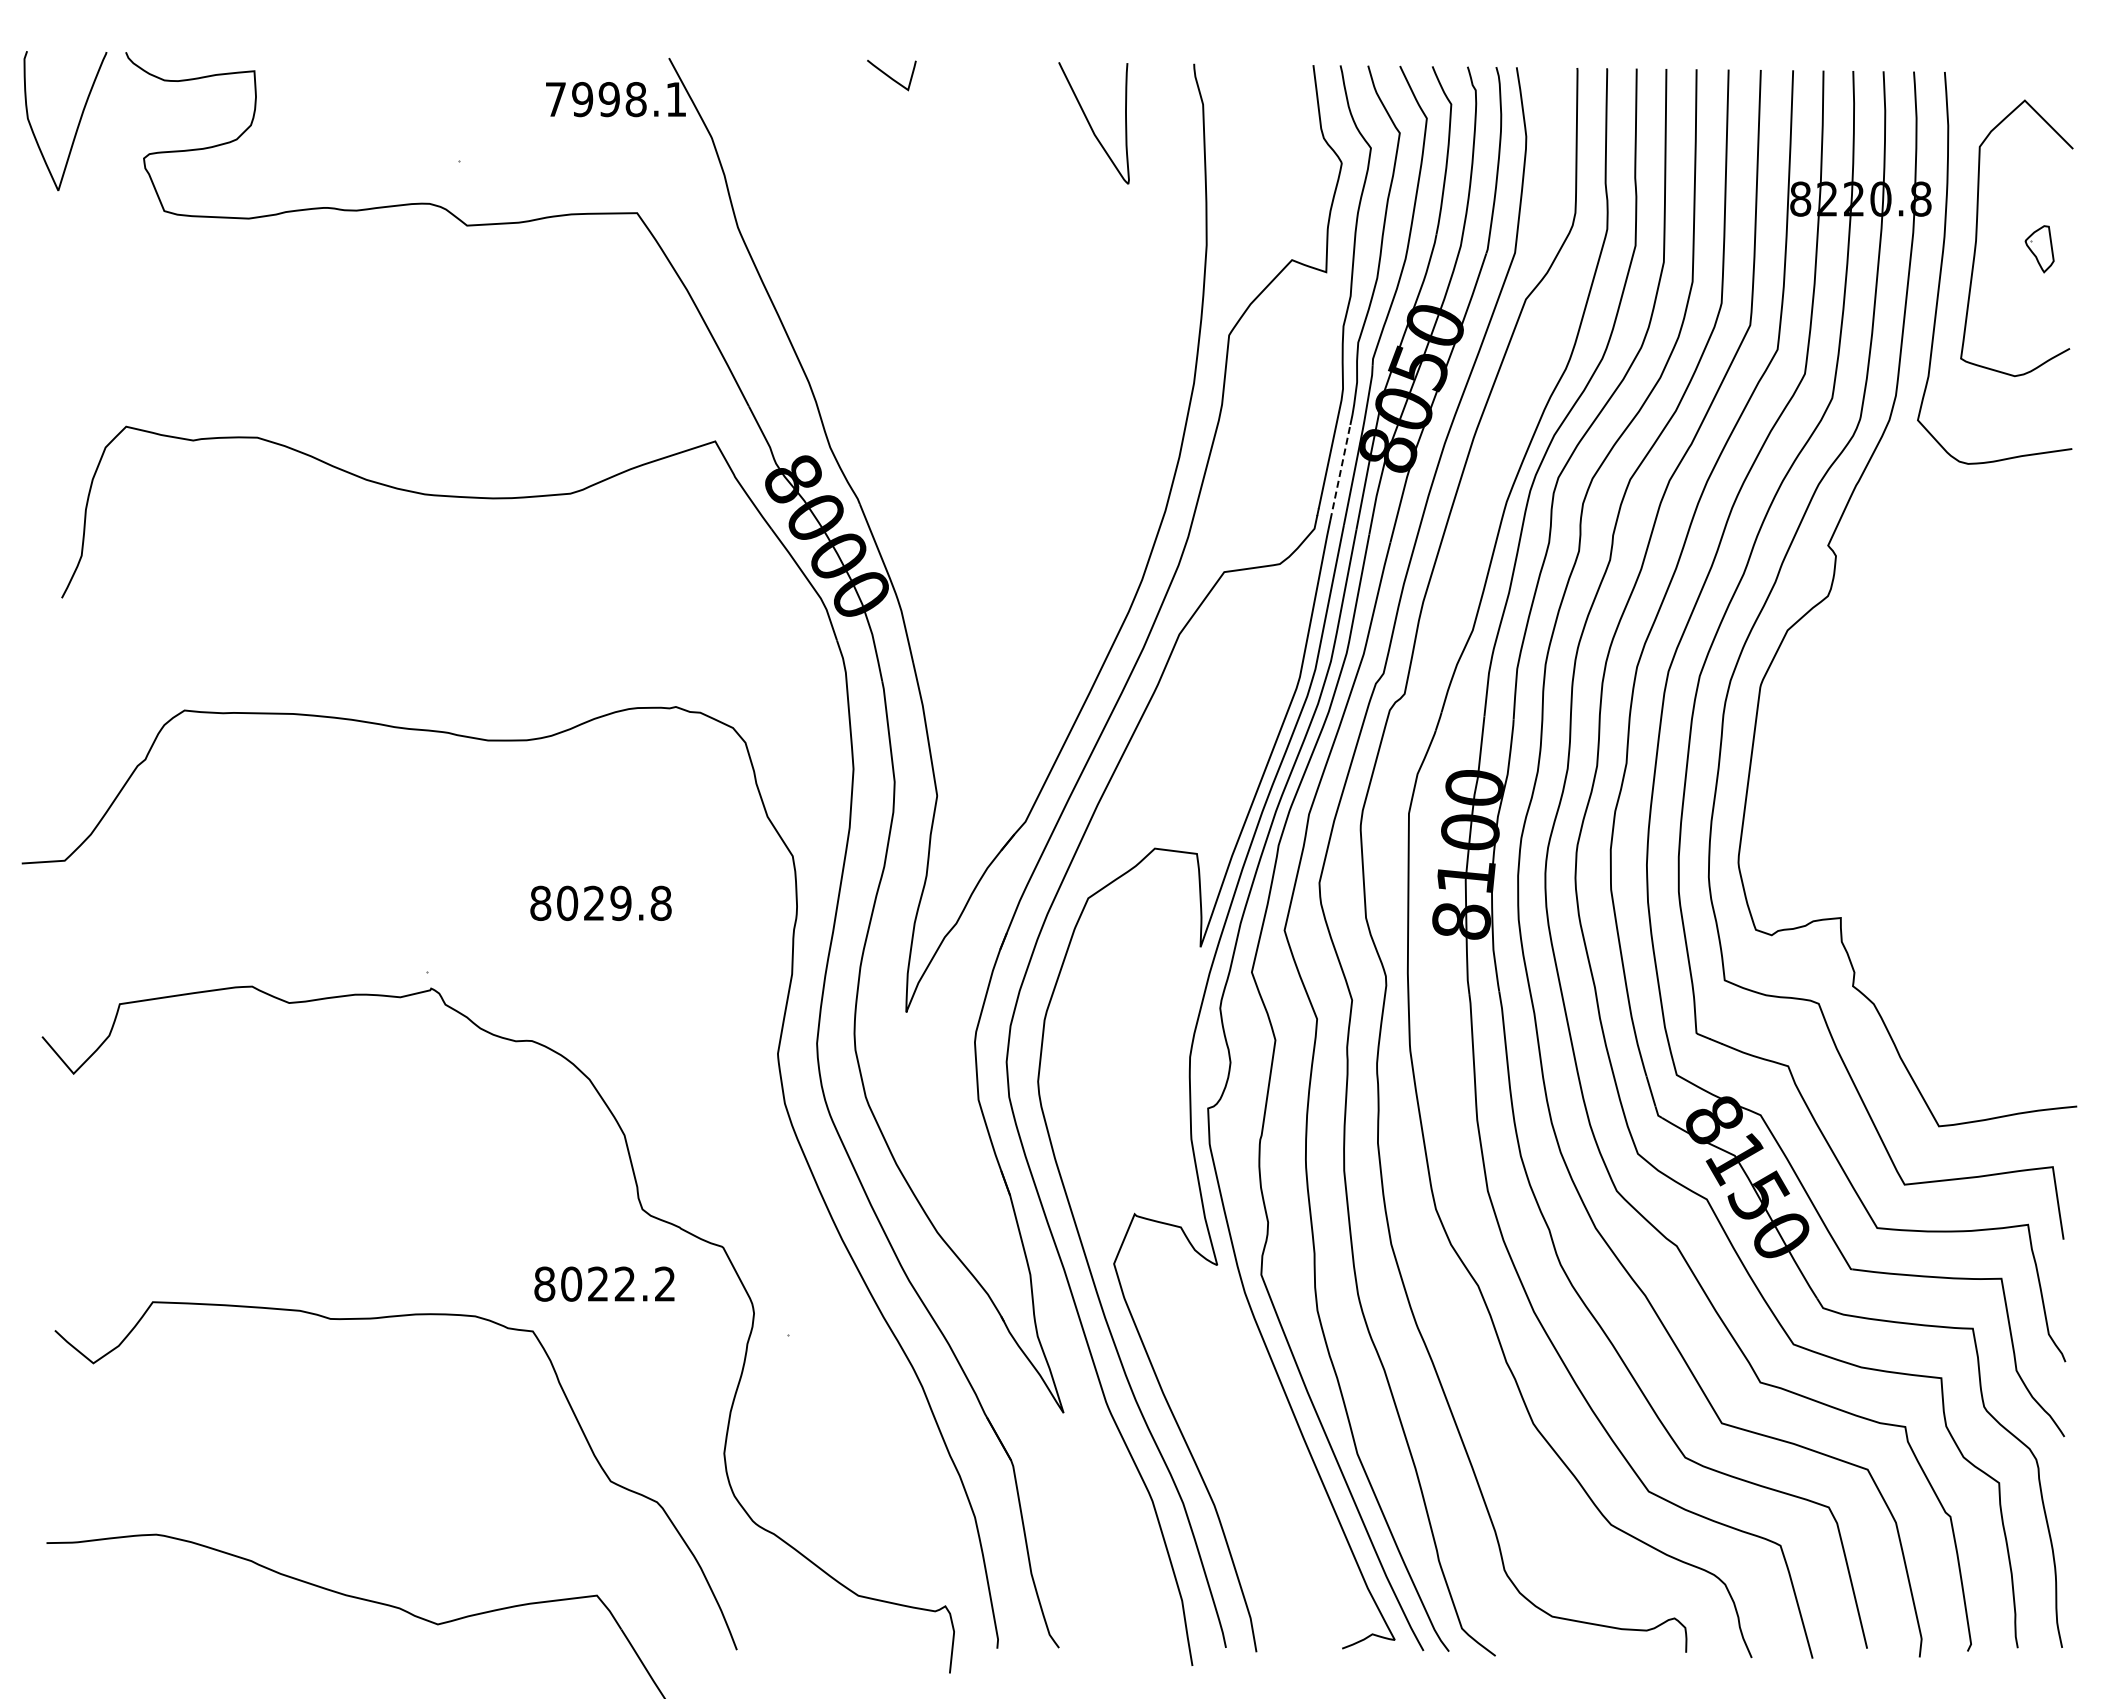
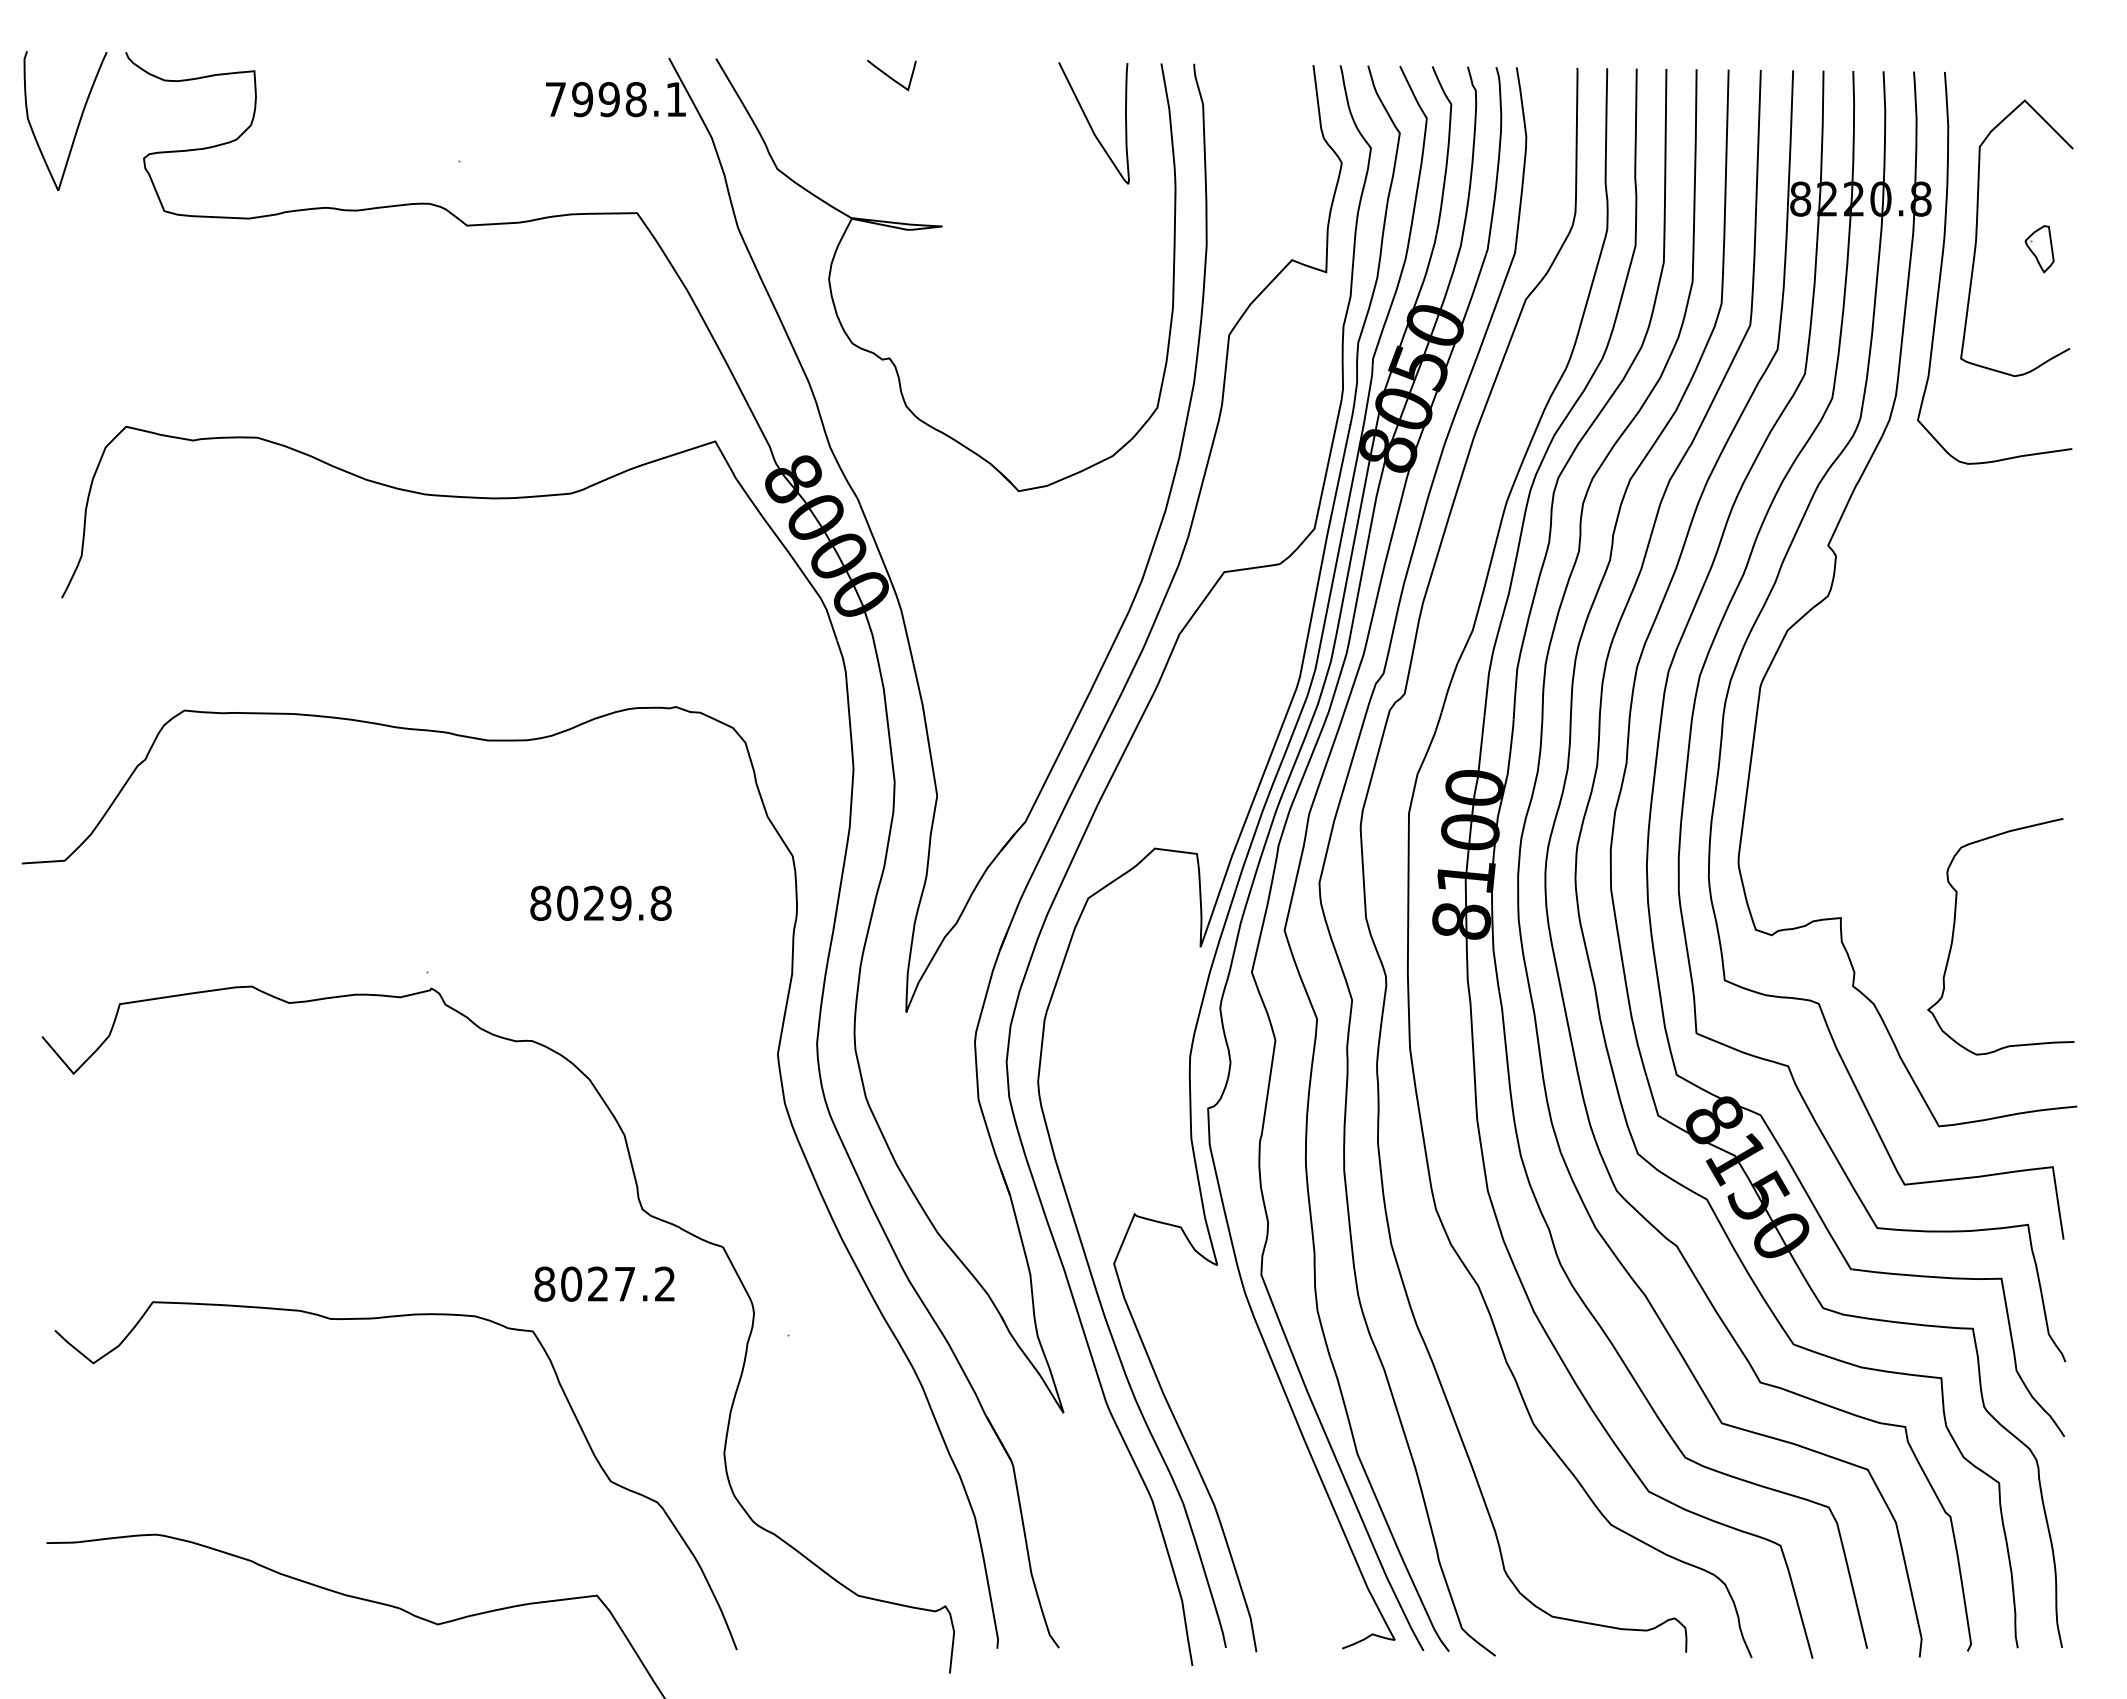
part: none -> present (935, 228)
line: dashed -> solid (1340, 472)
curve: none -> present (1954, 932)
text: 8022.2 -> 8027.2 (624, 1283)
